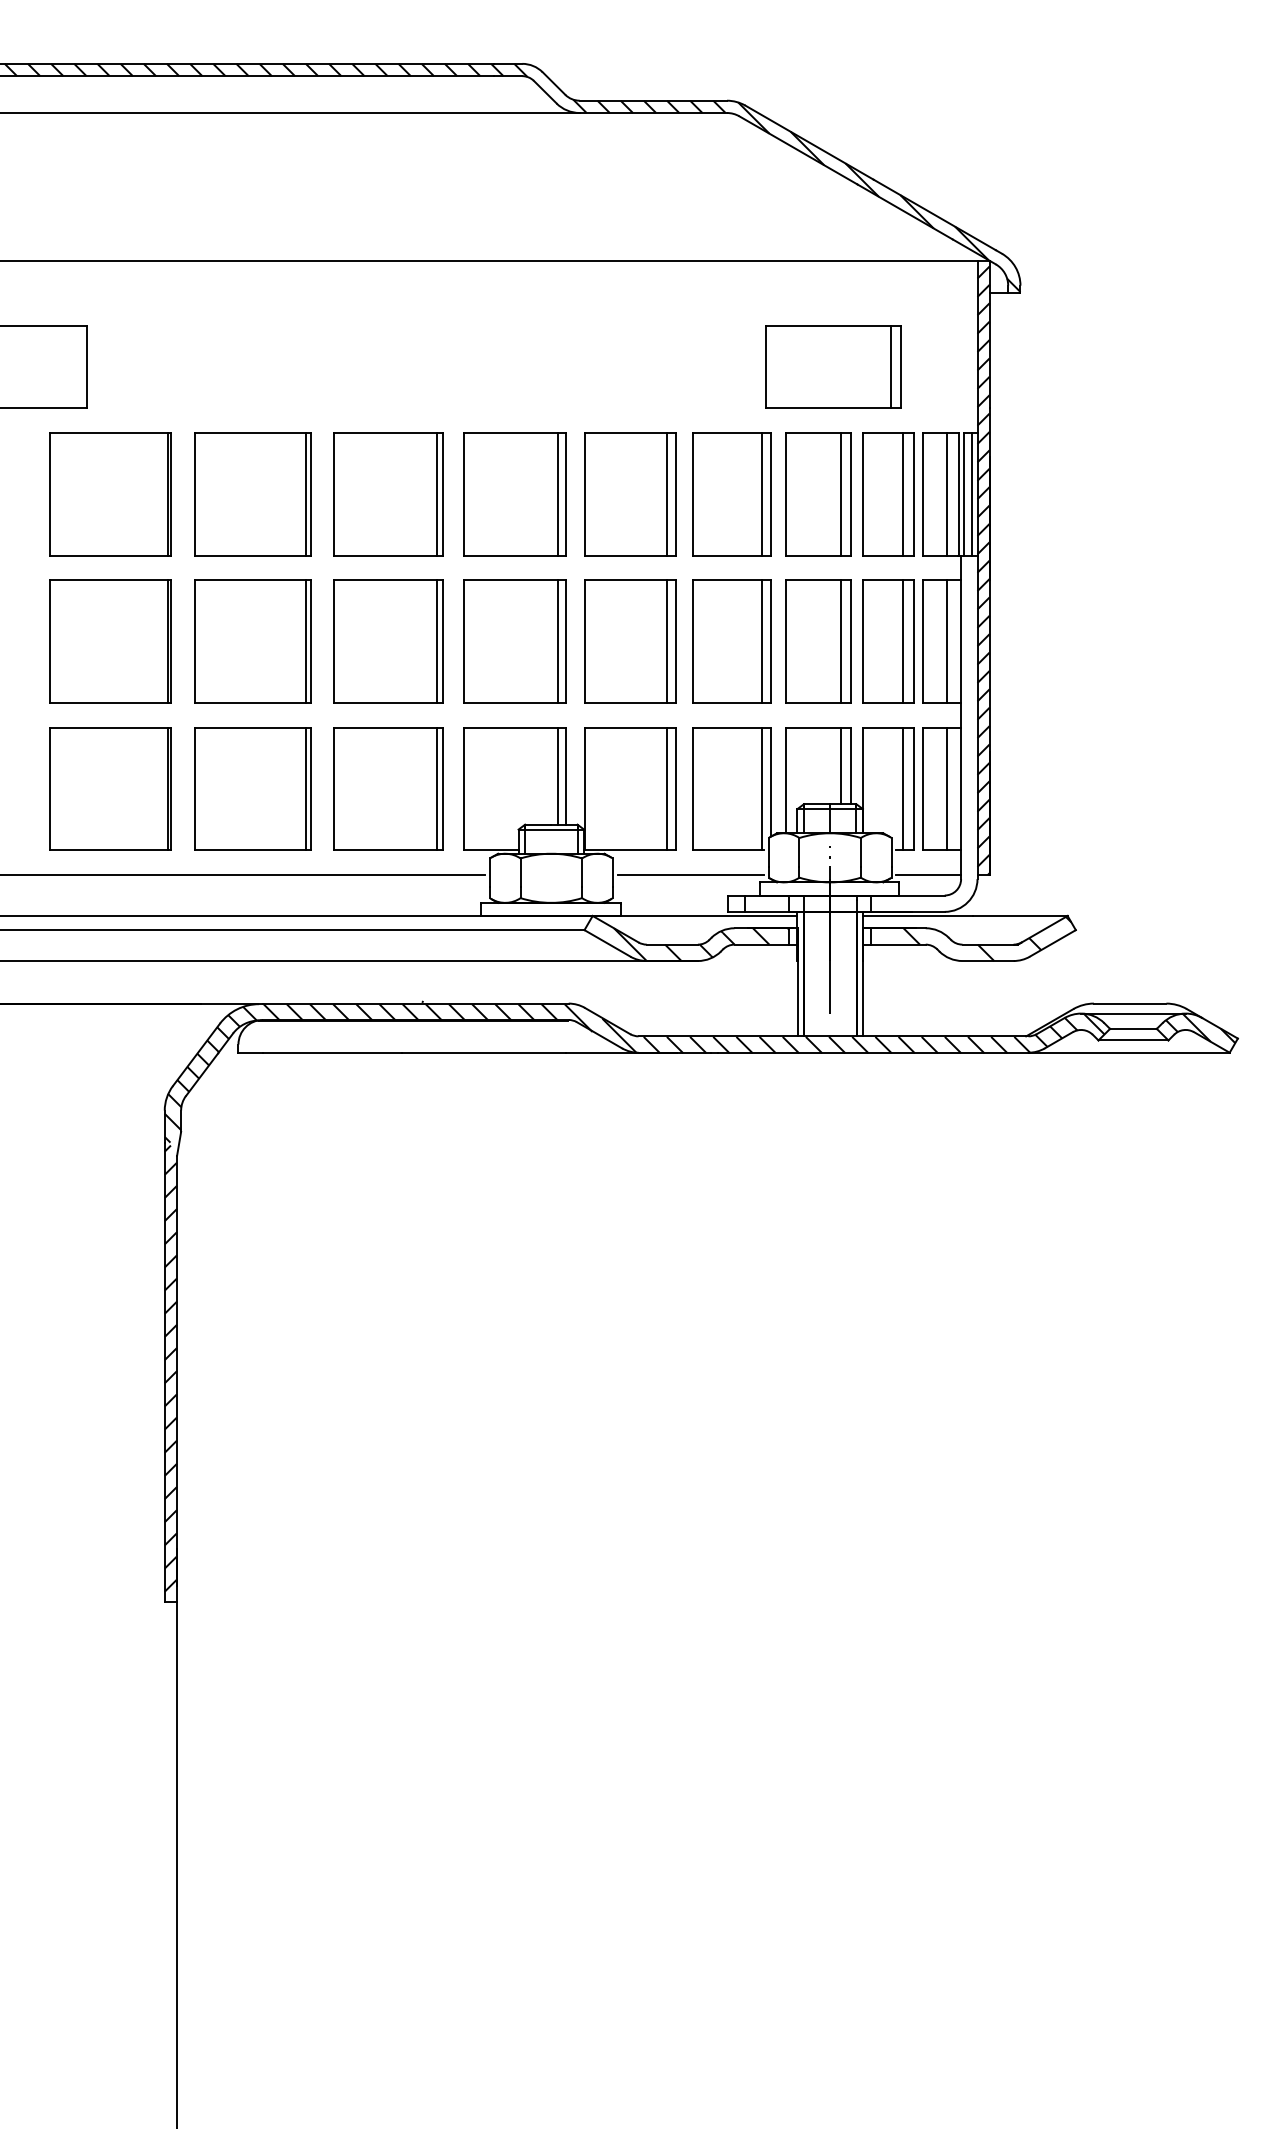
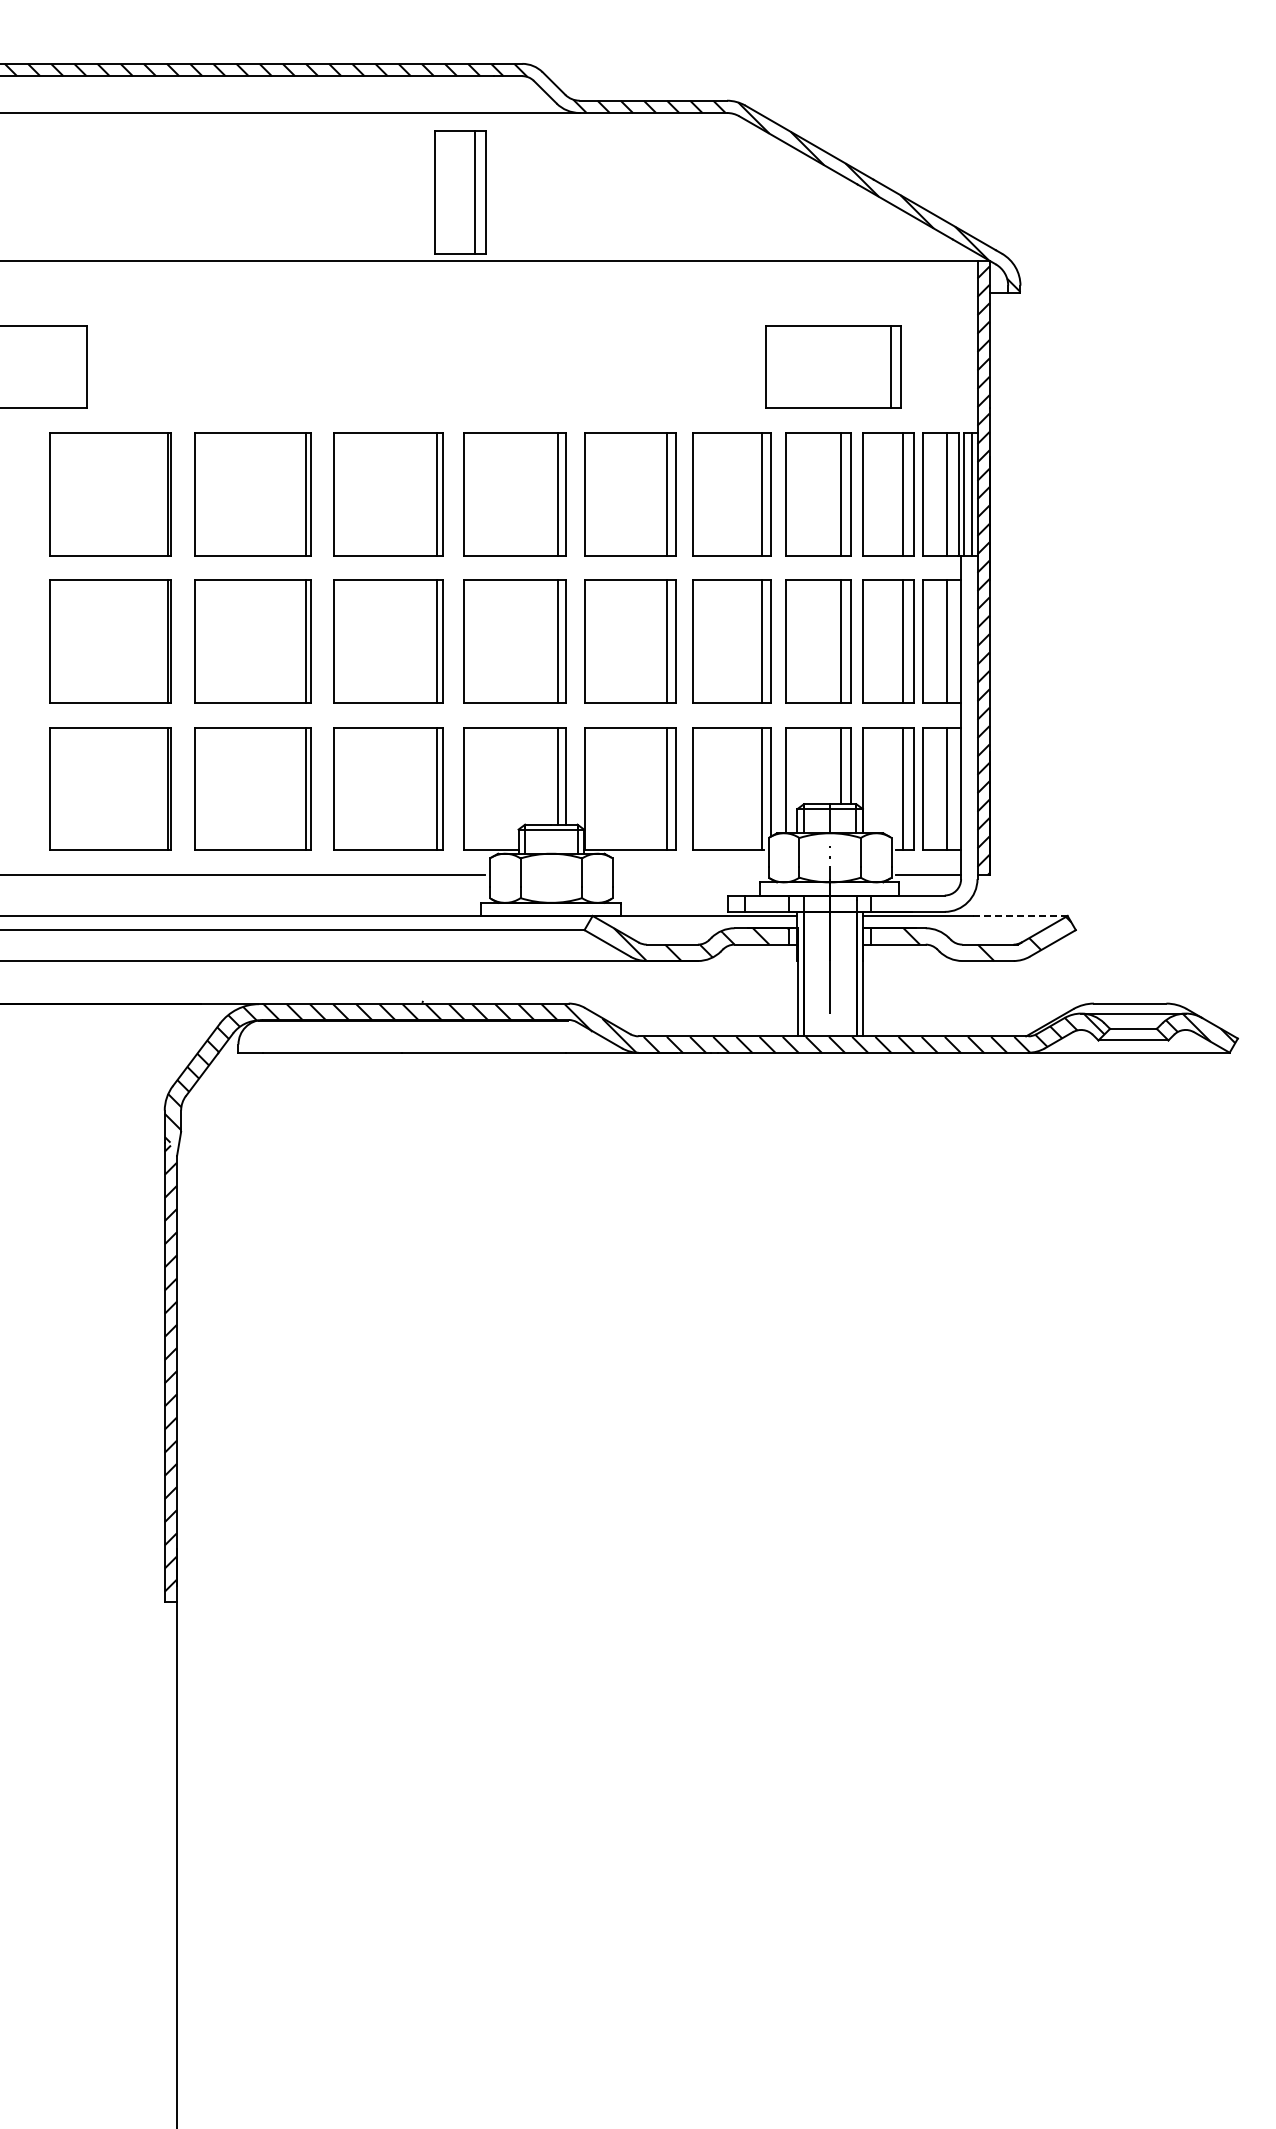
part: none -> present (460, 192)
line: present -> none (690, 875)
line: solid -> dashed (1020, 915)
